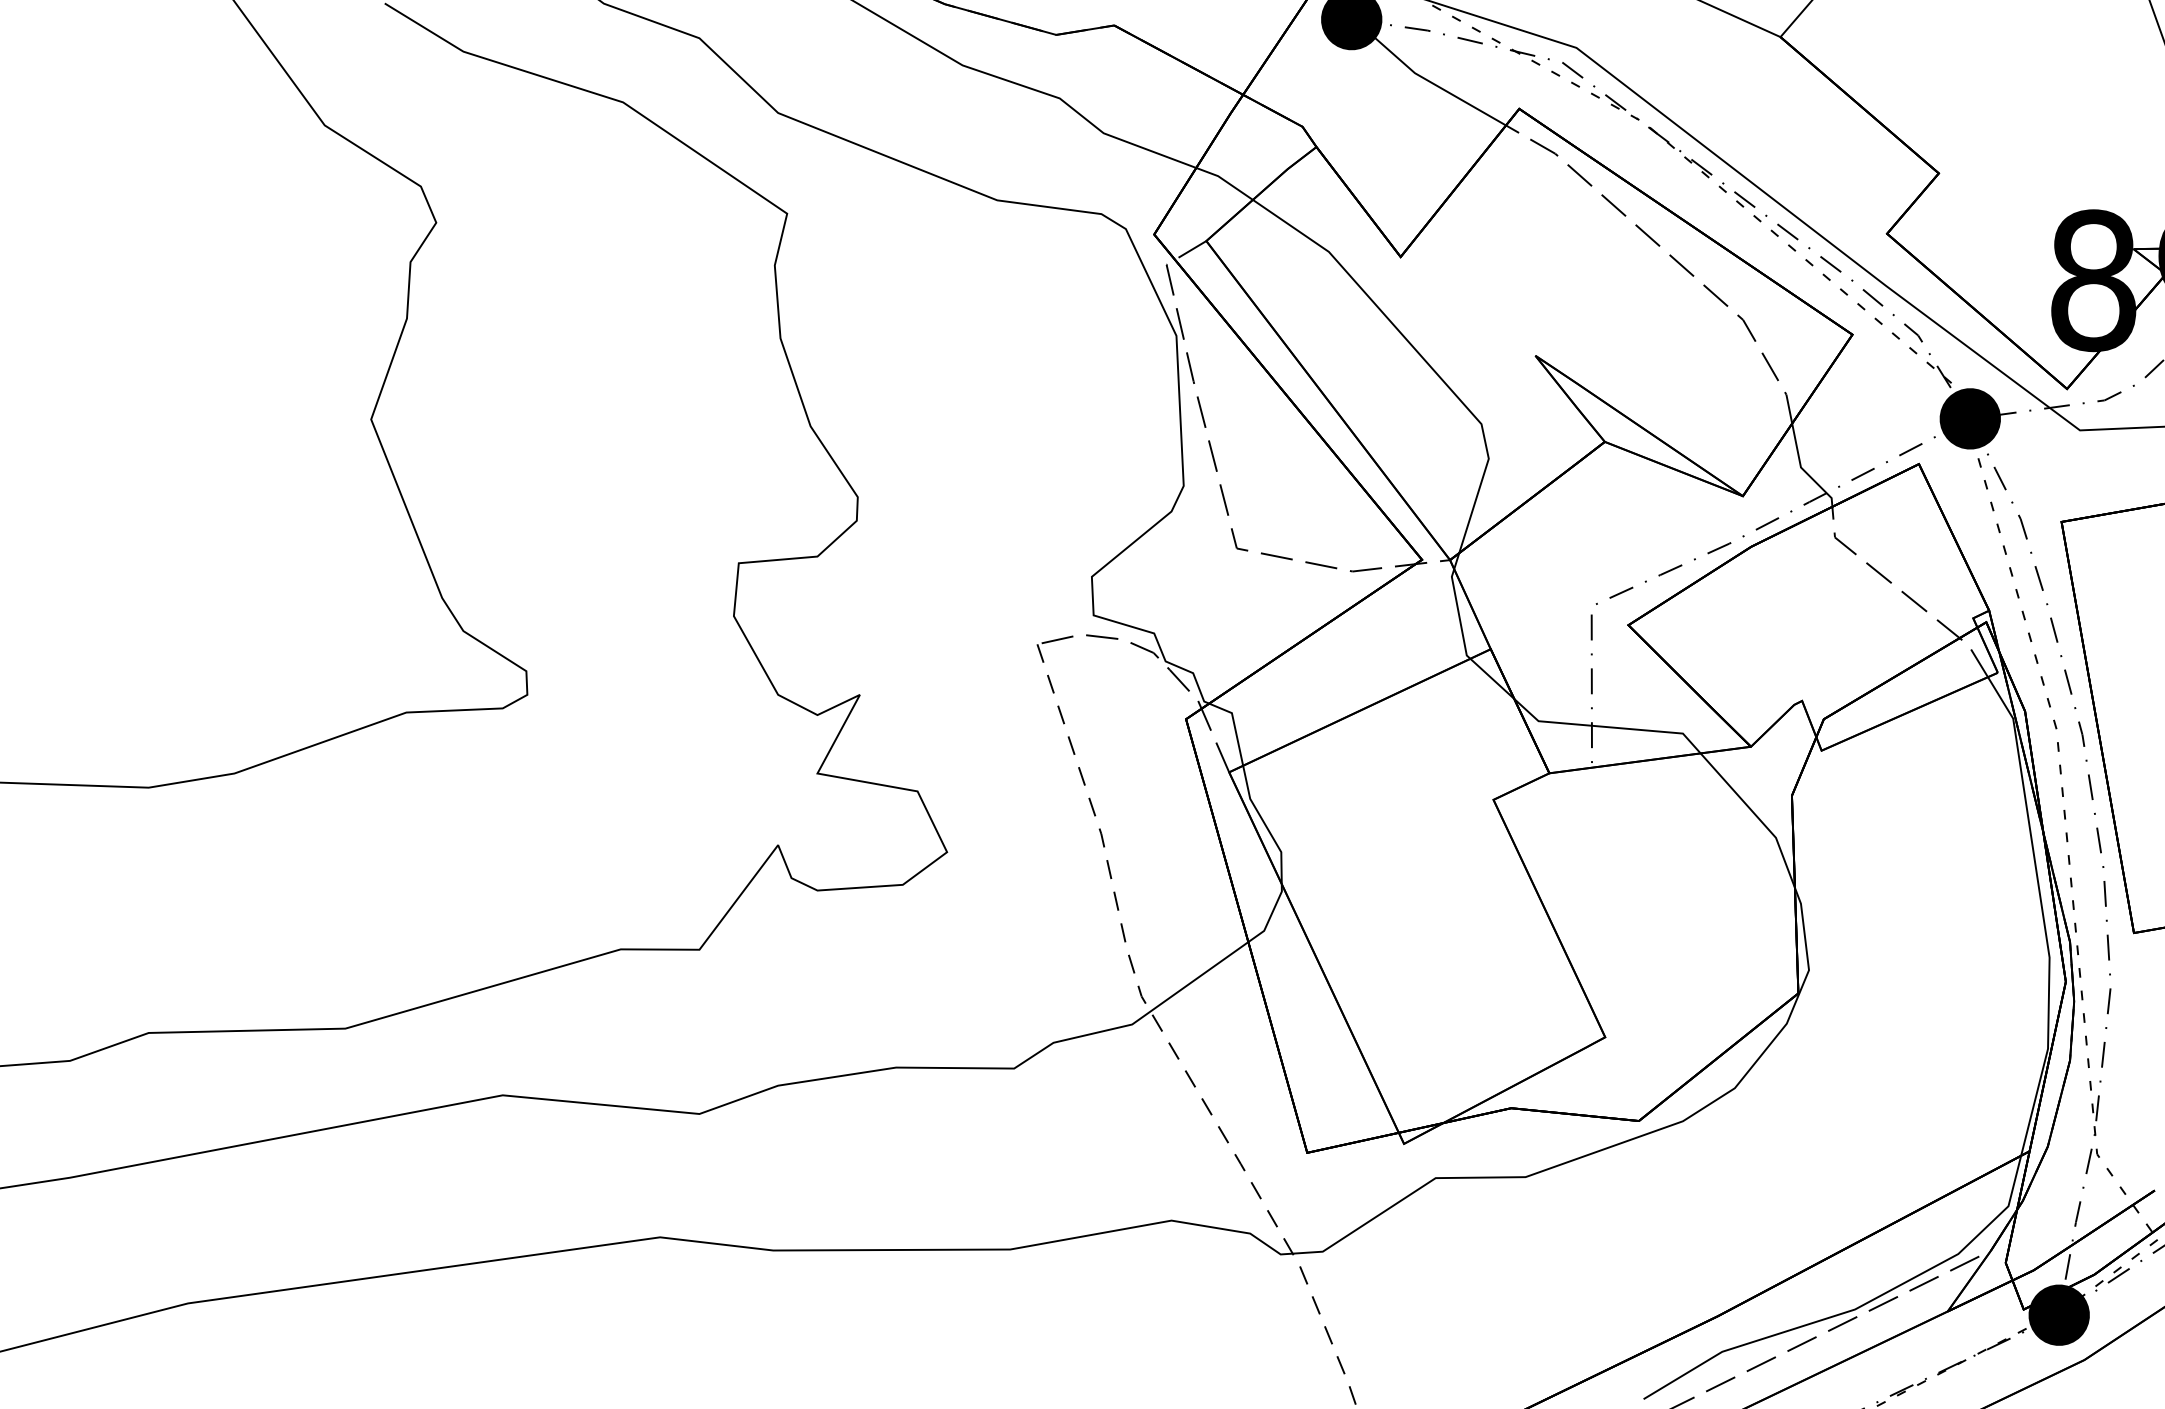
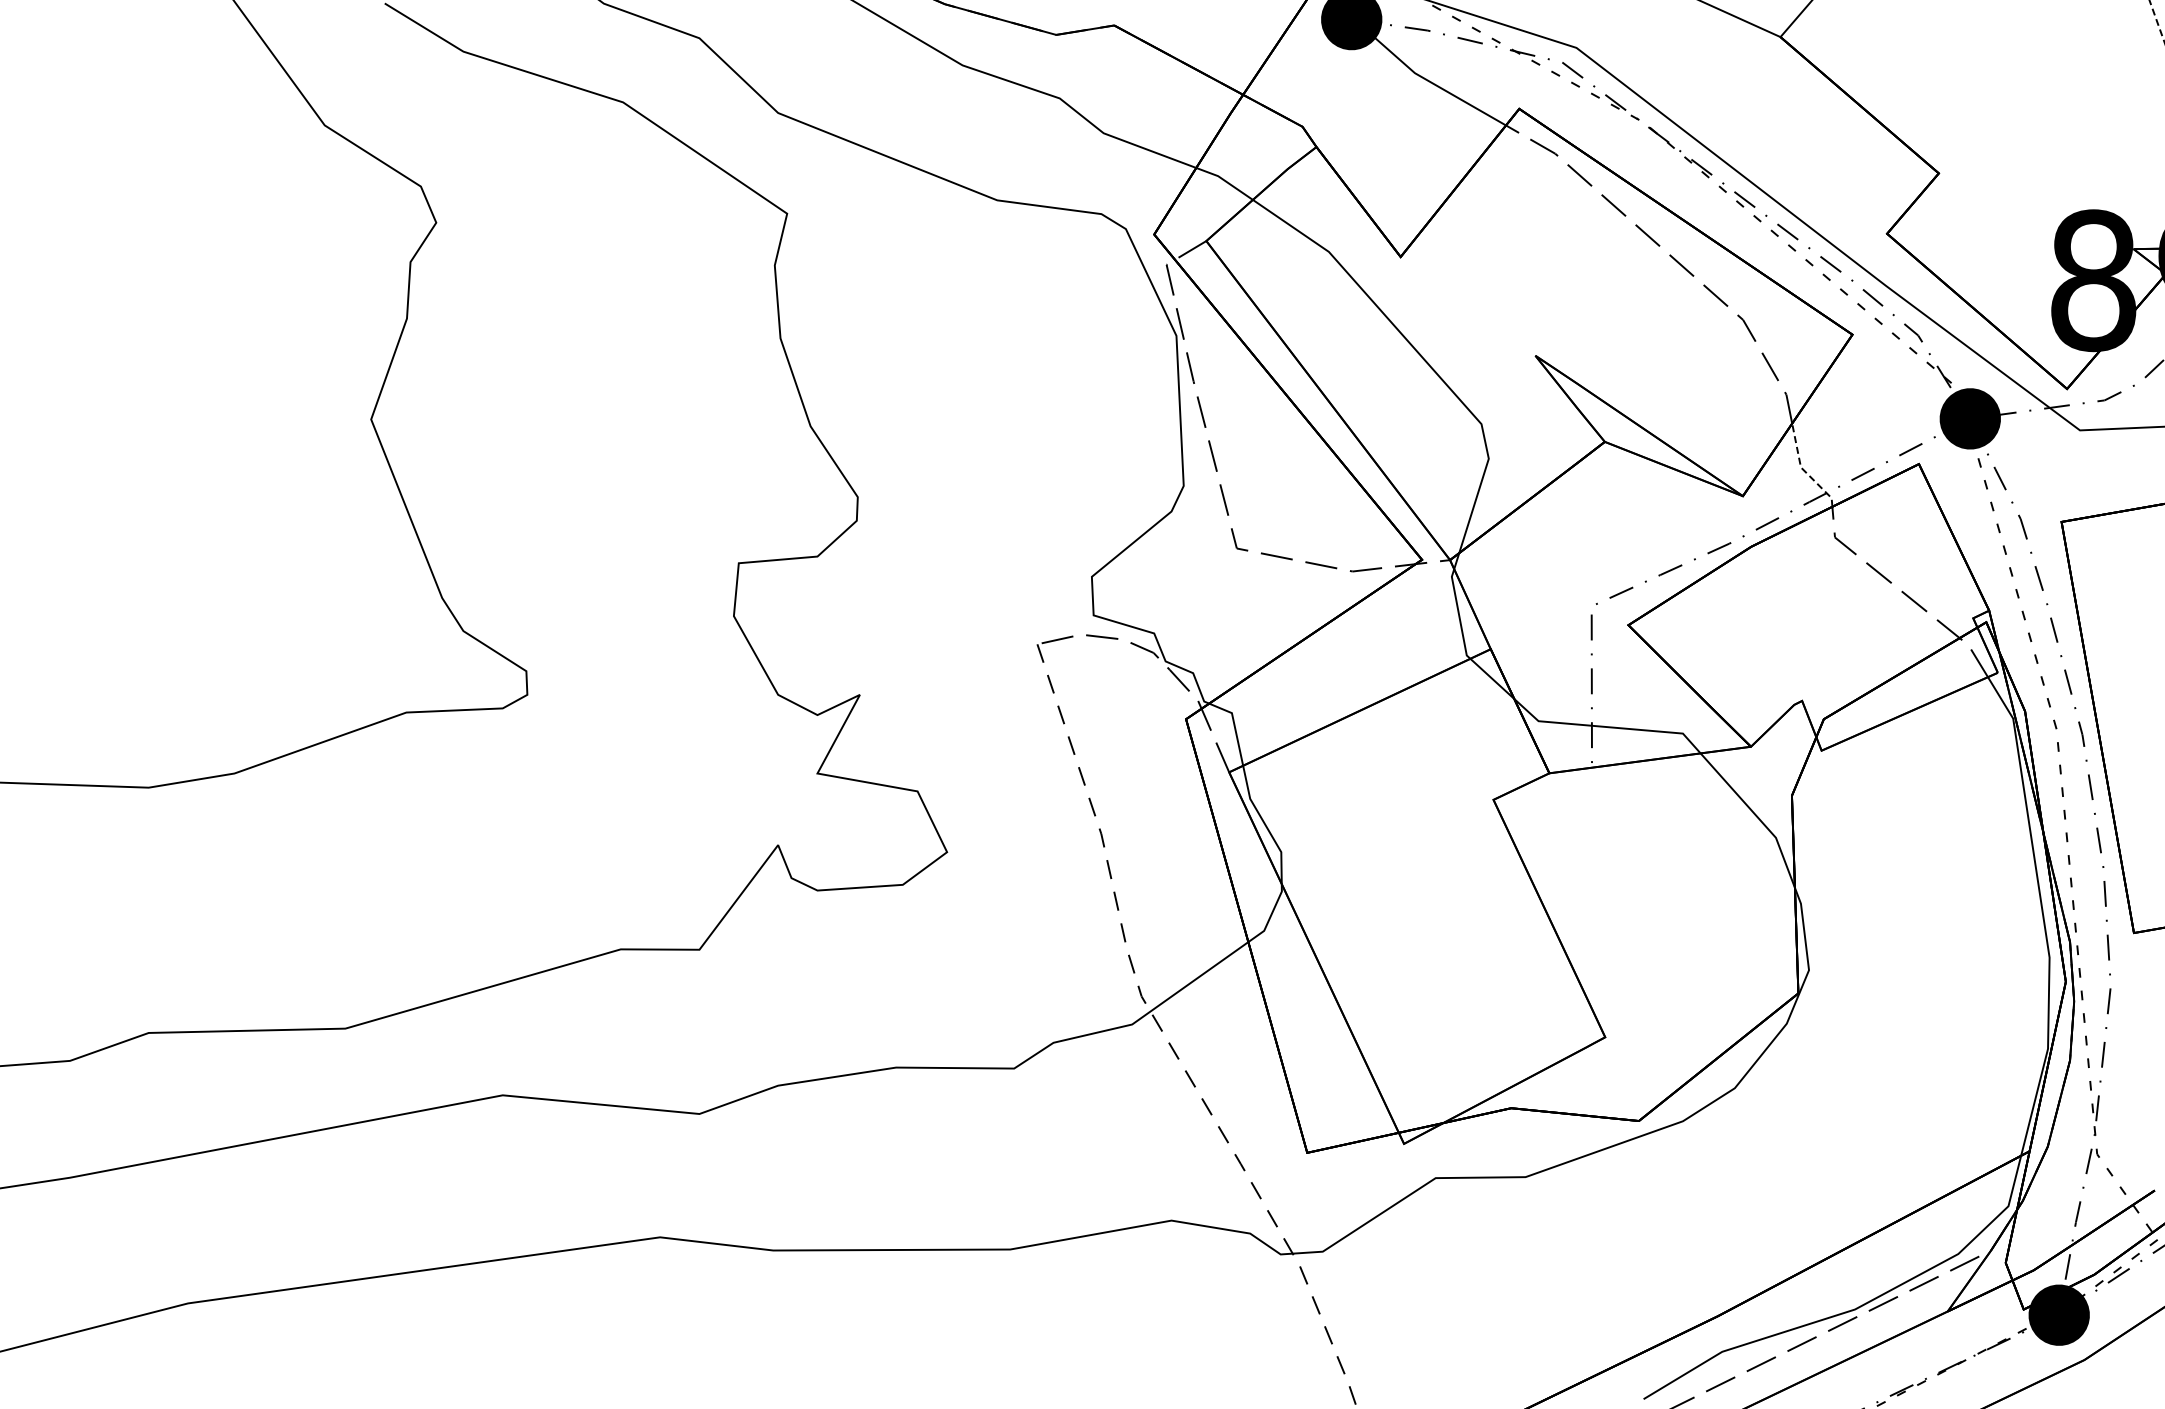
line: solid -> dashed (2157, 22)
line: solid -> dashed (1803, 470)
